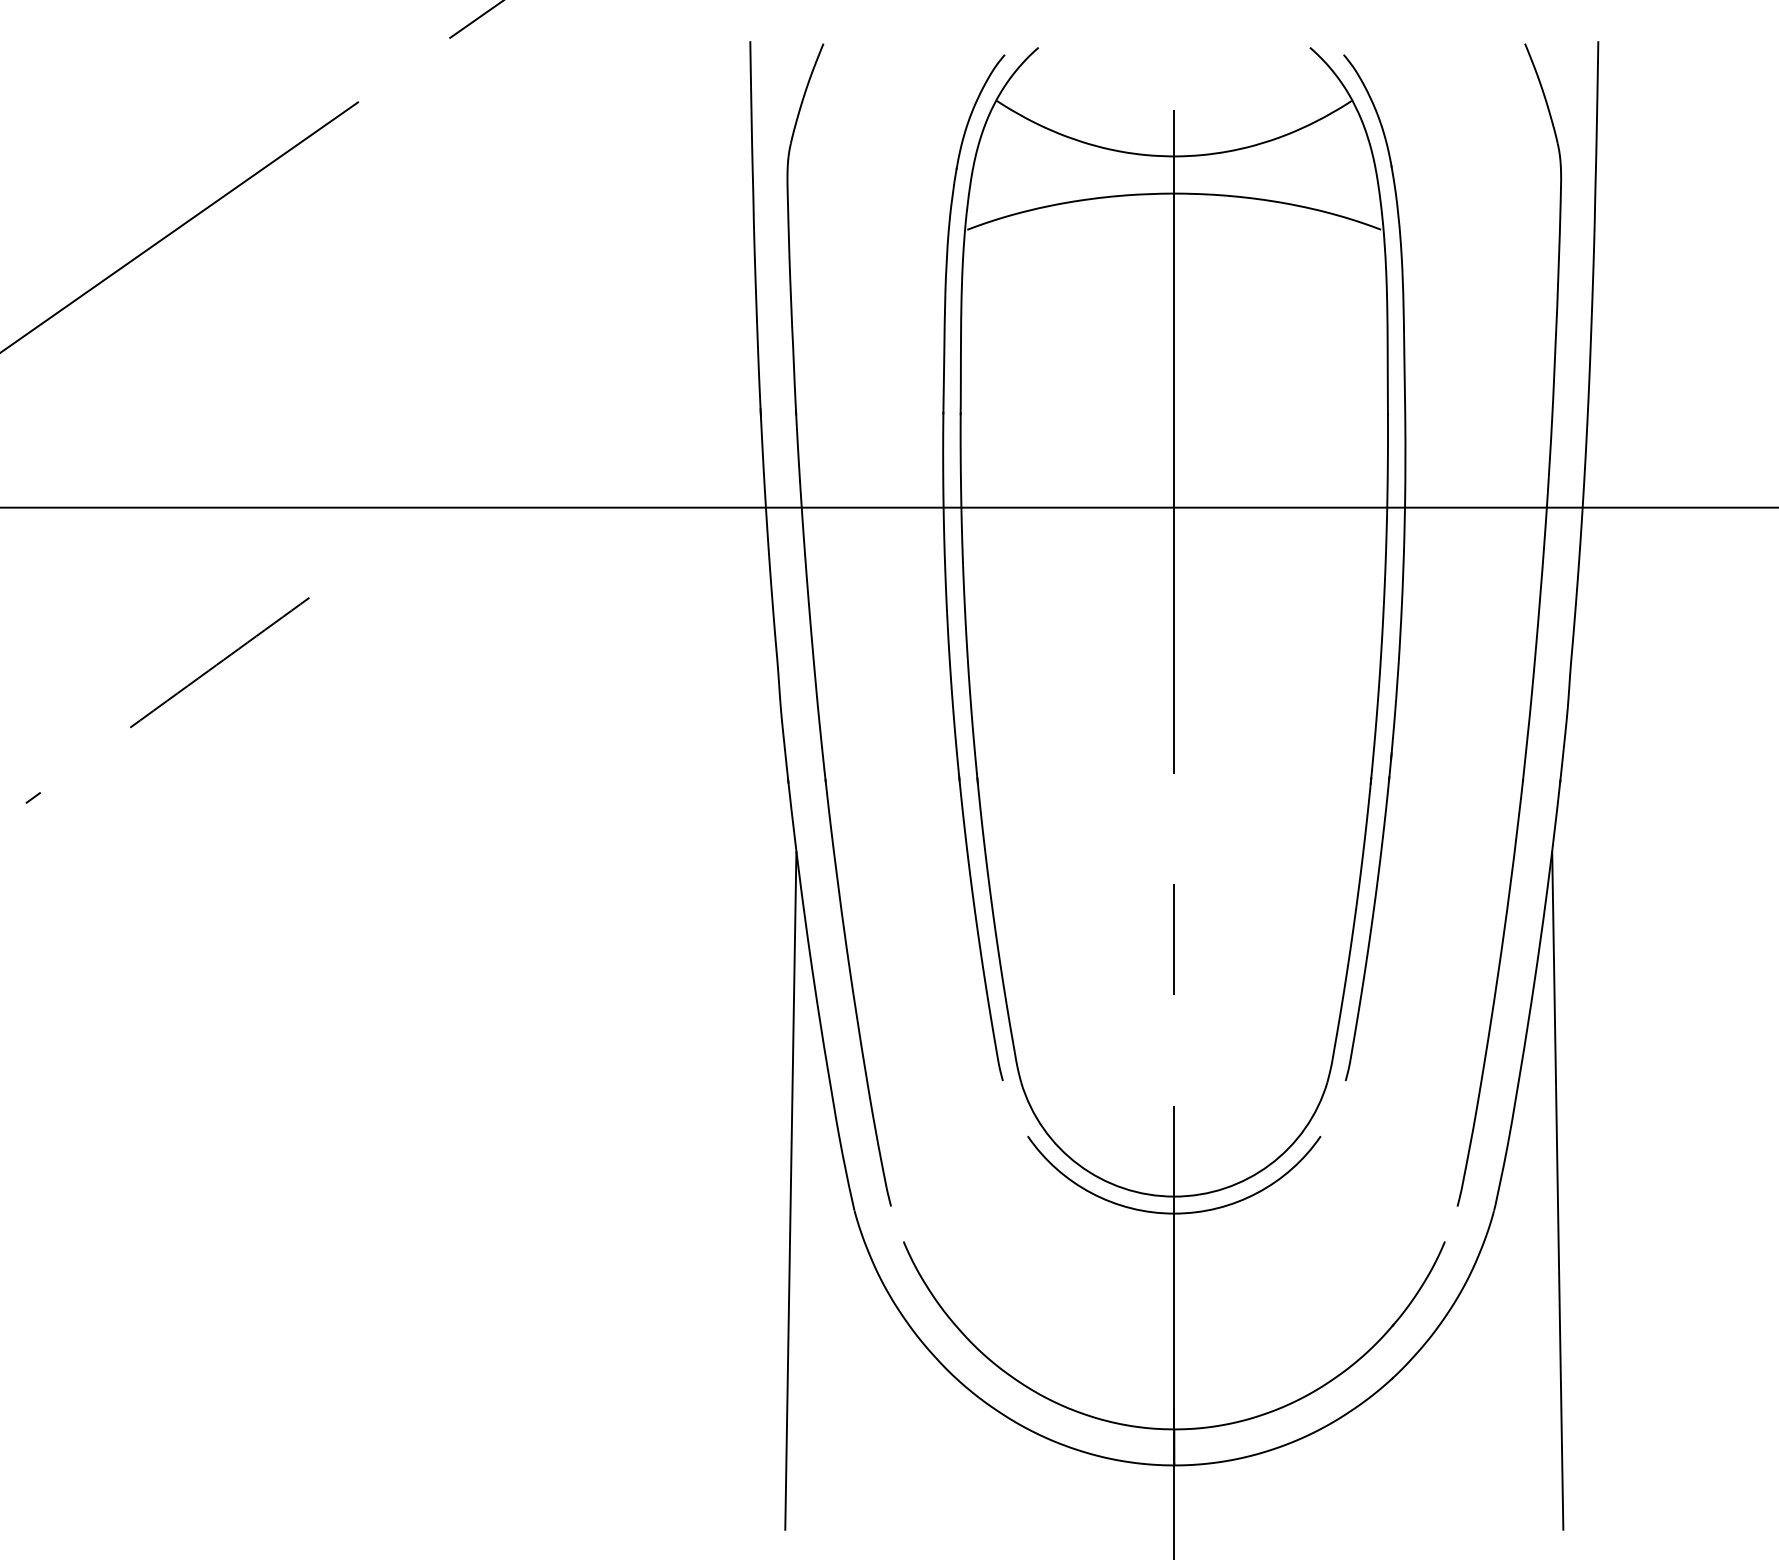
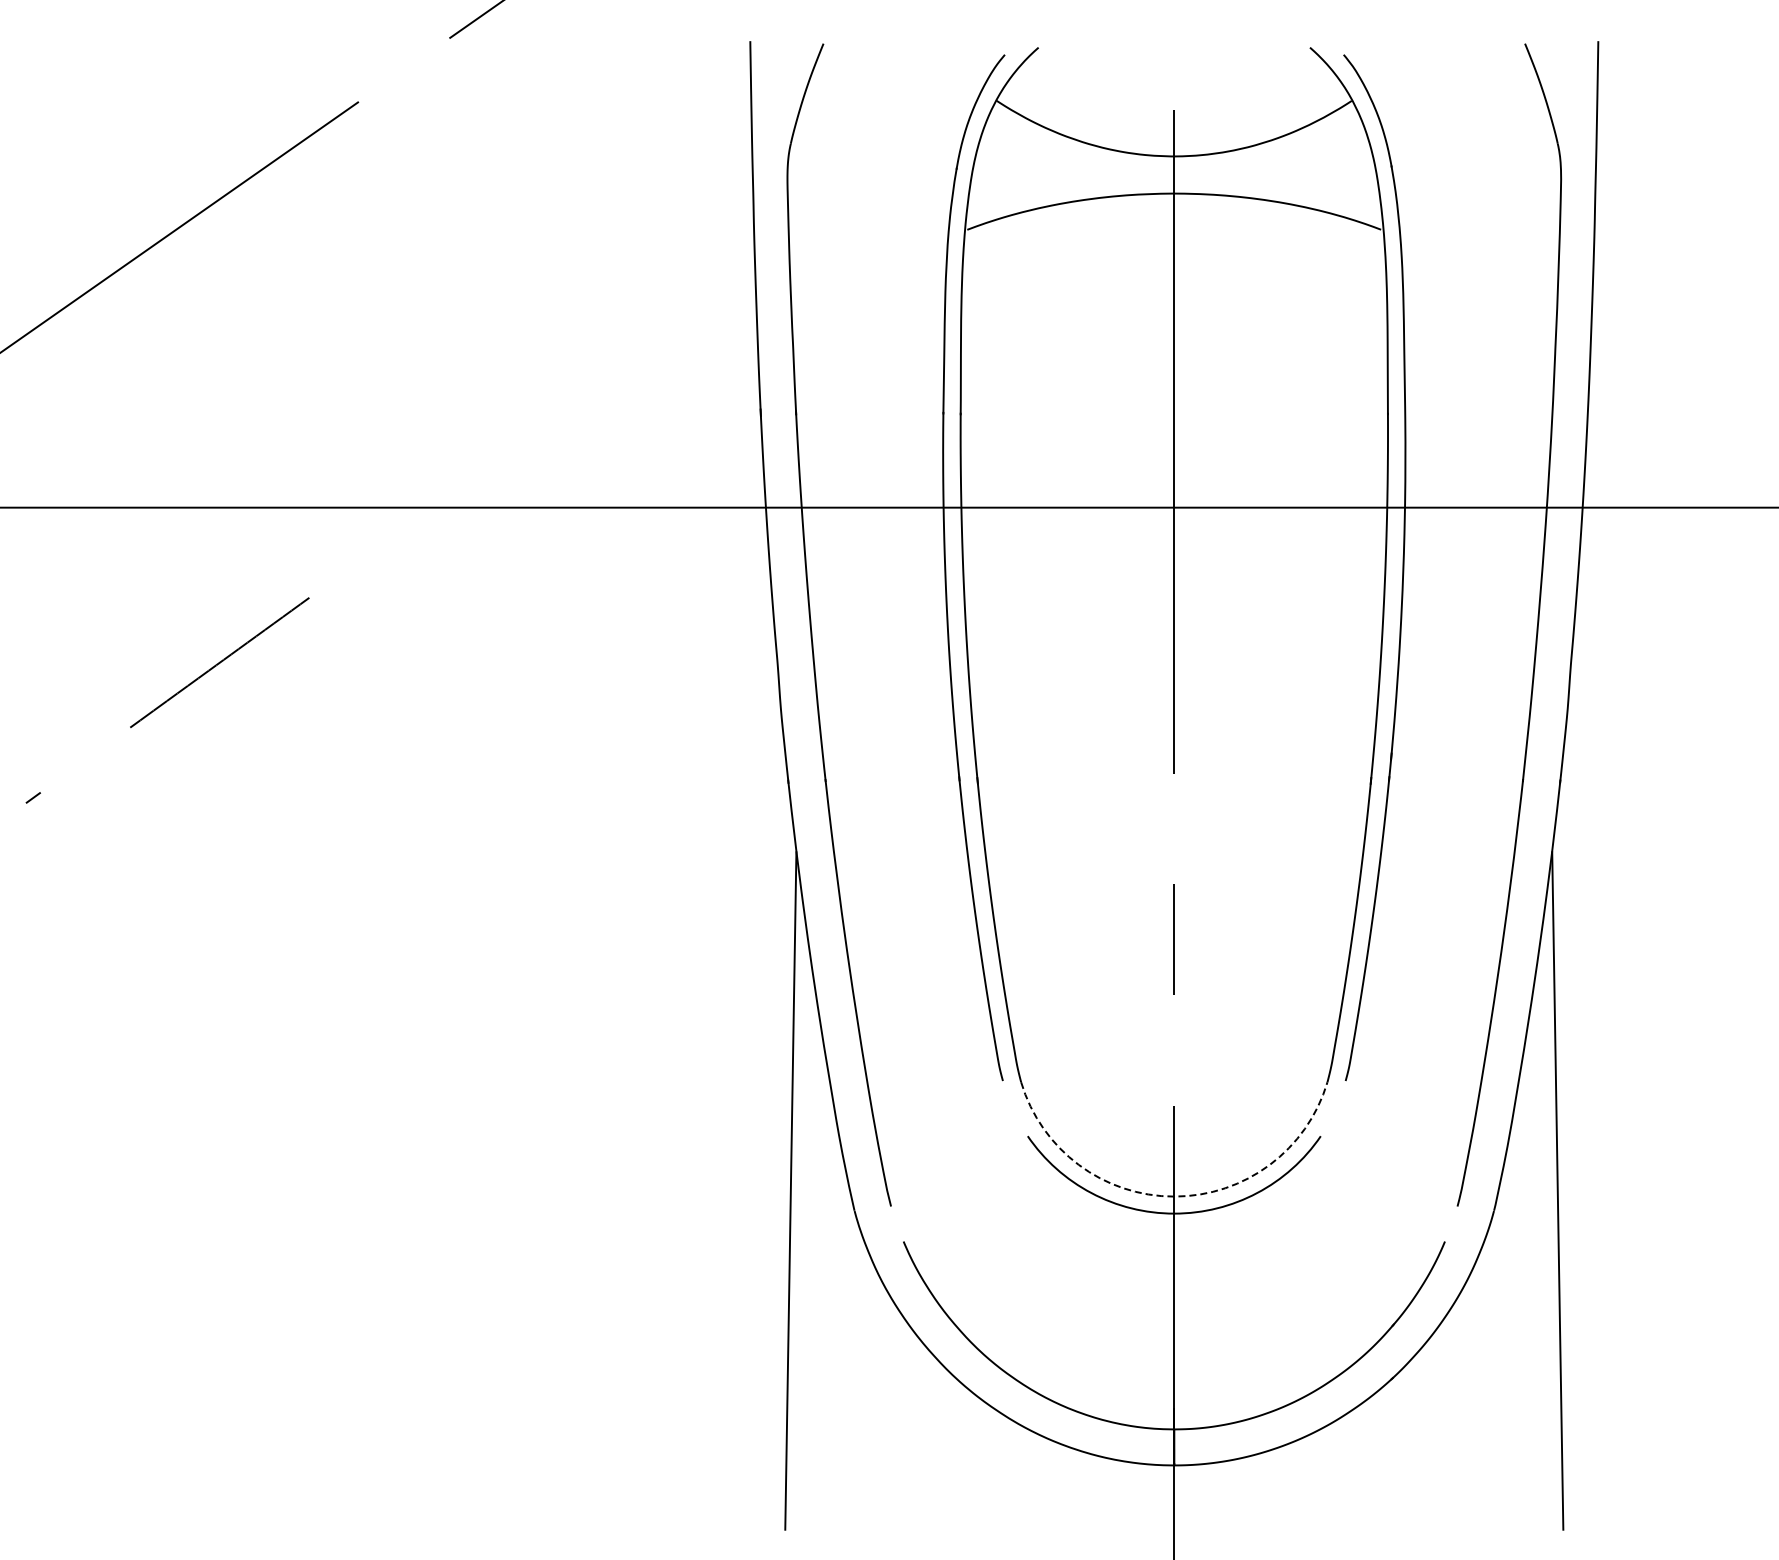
arc: solid -> dashed (1174, 1196)
